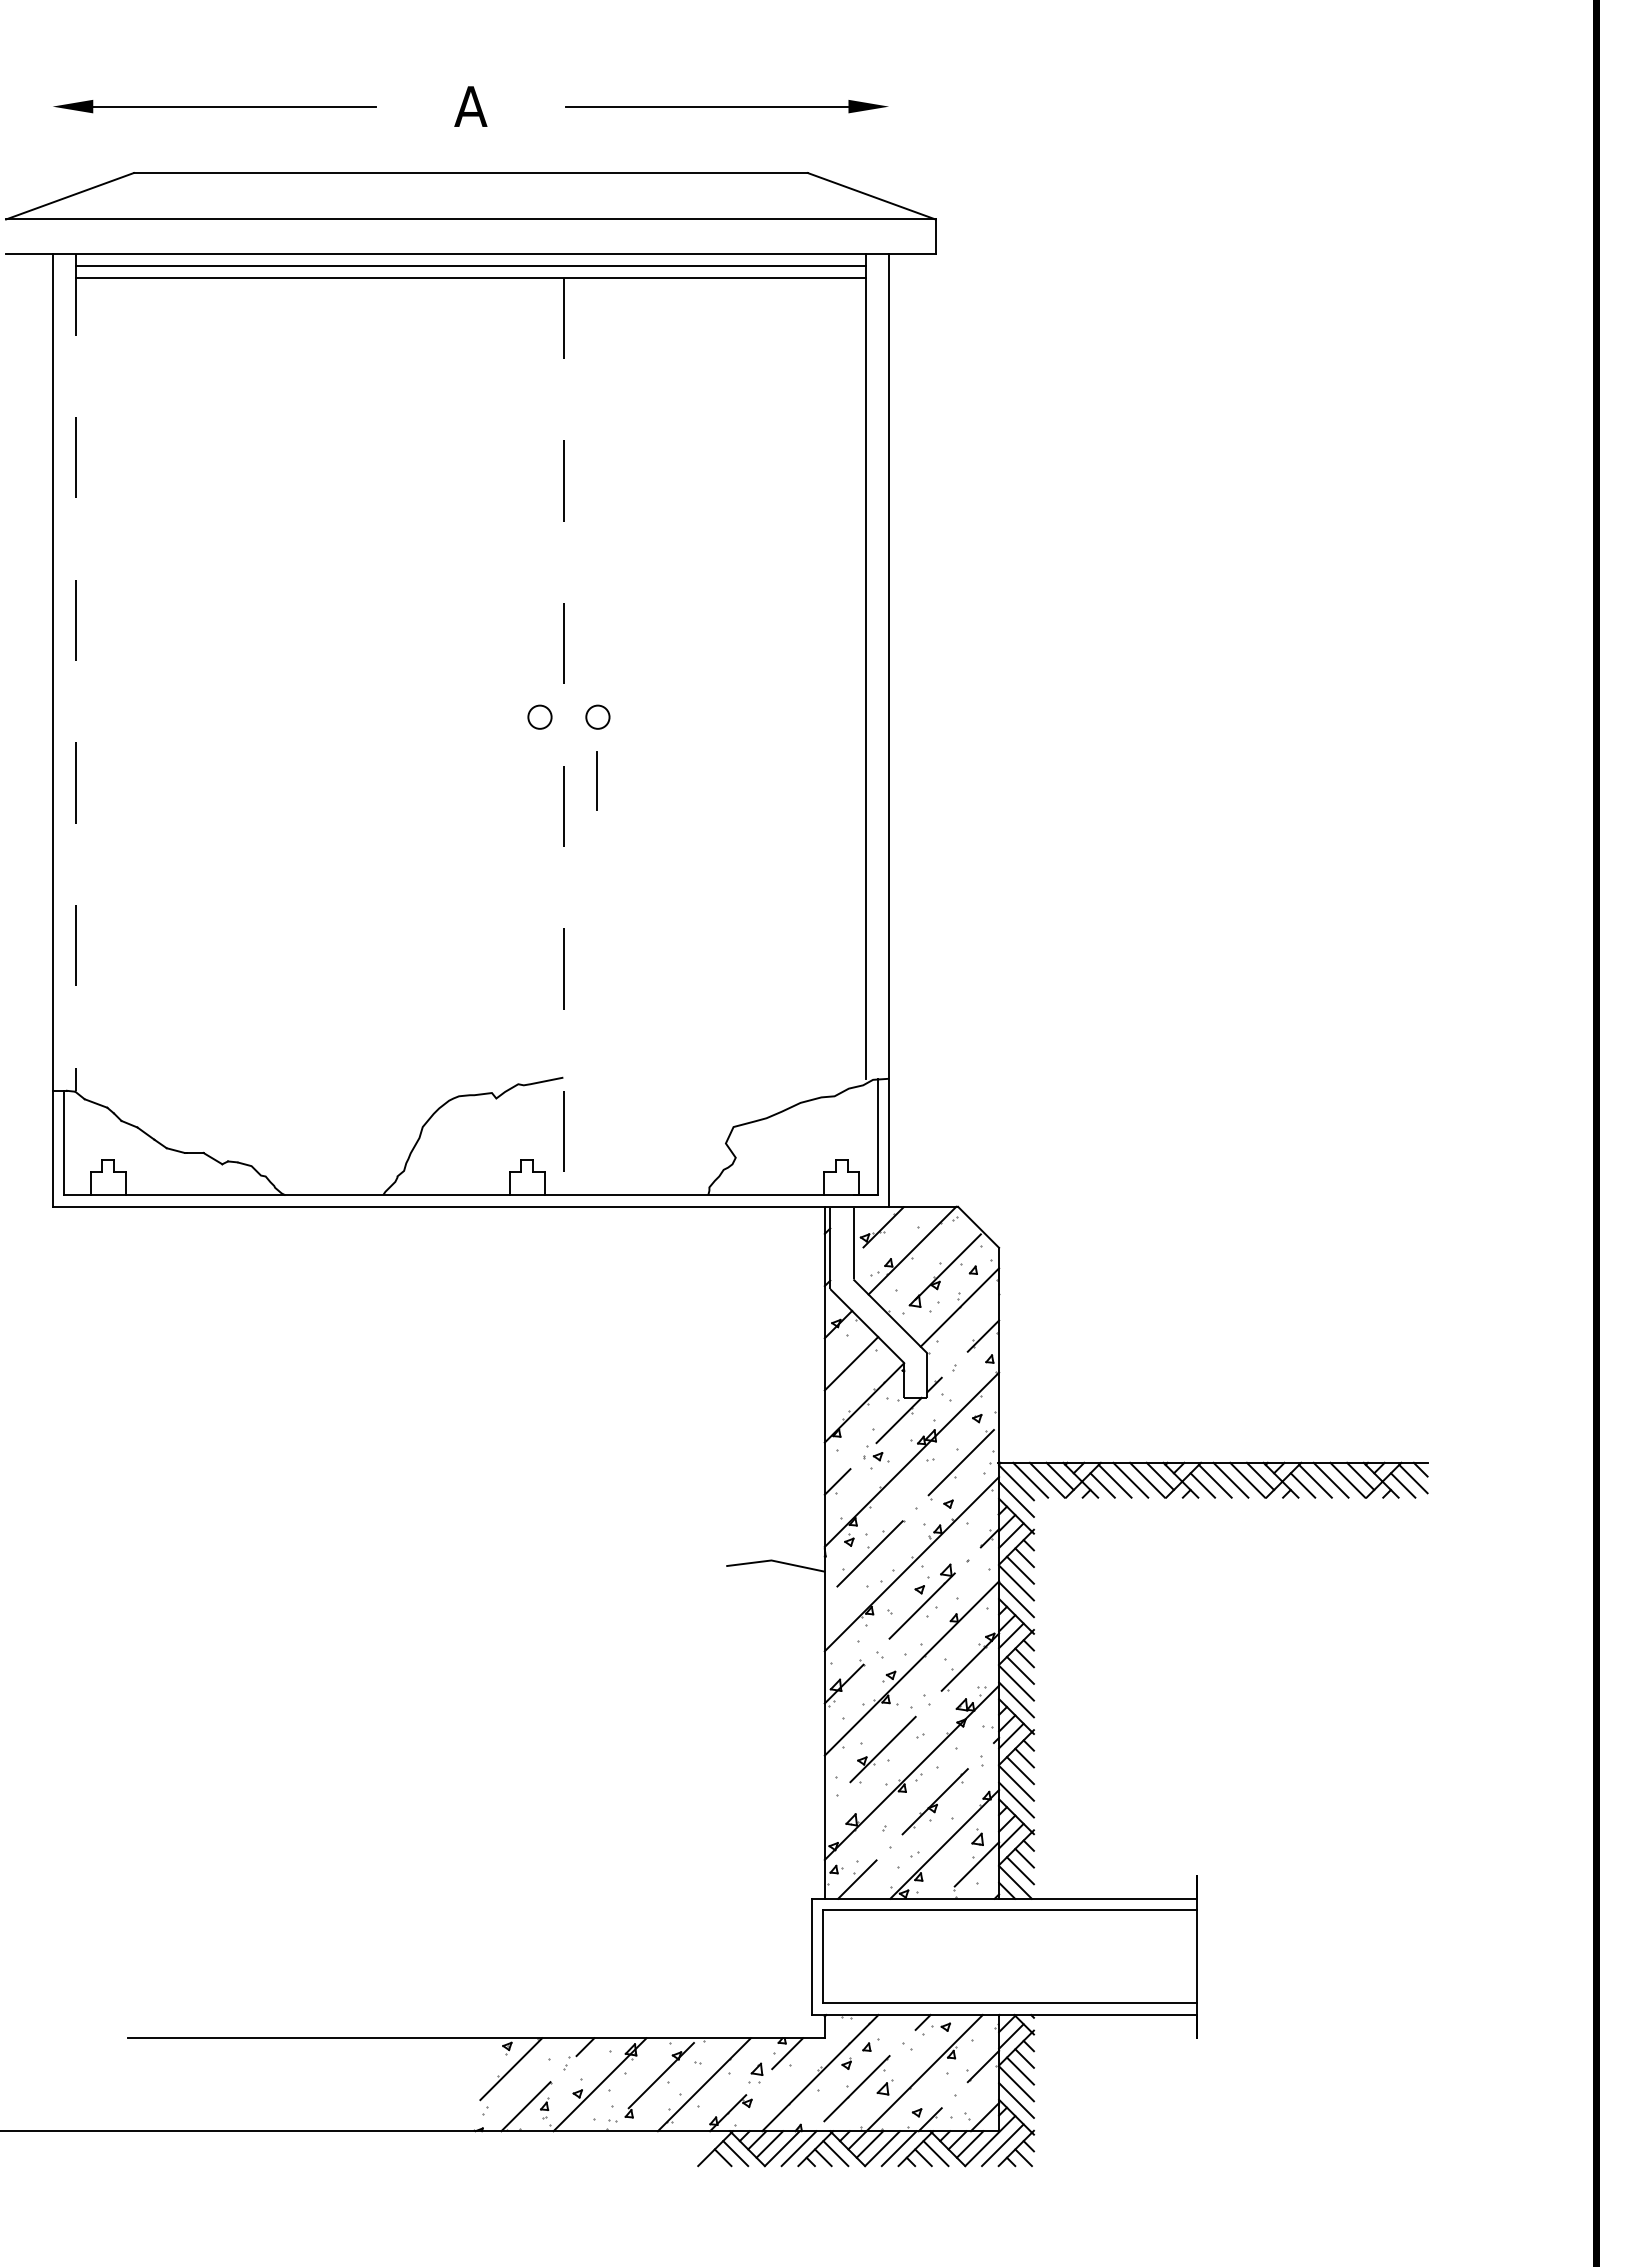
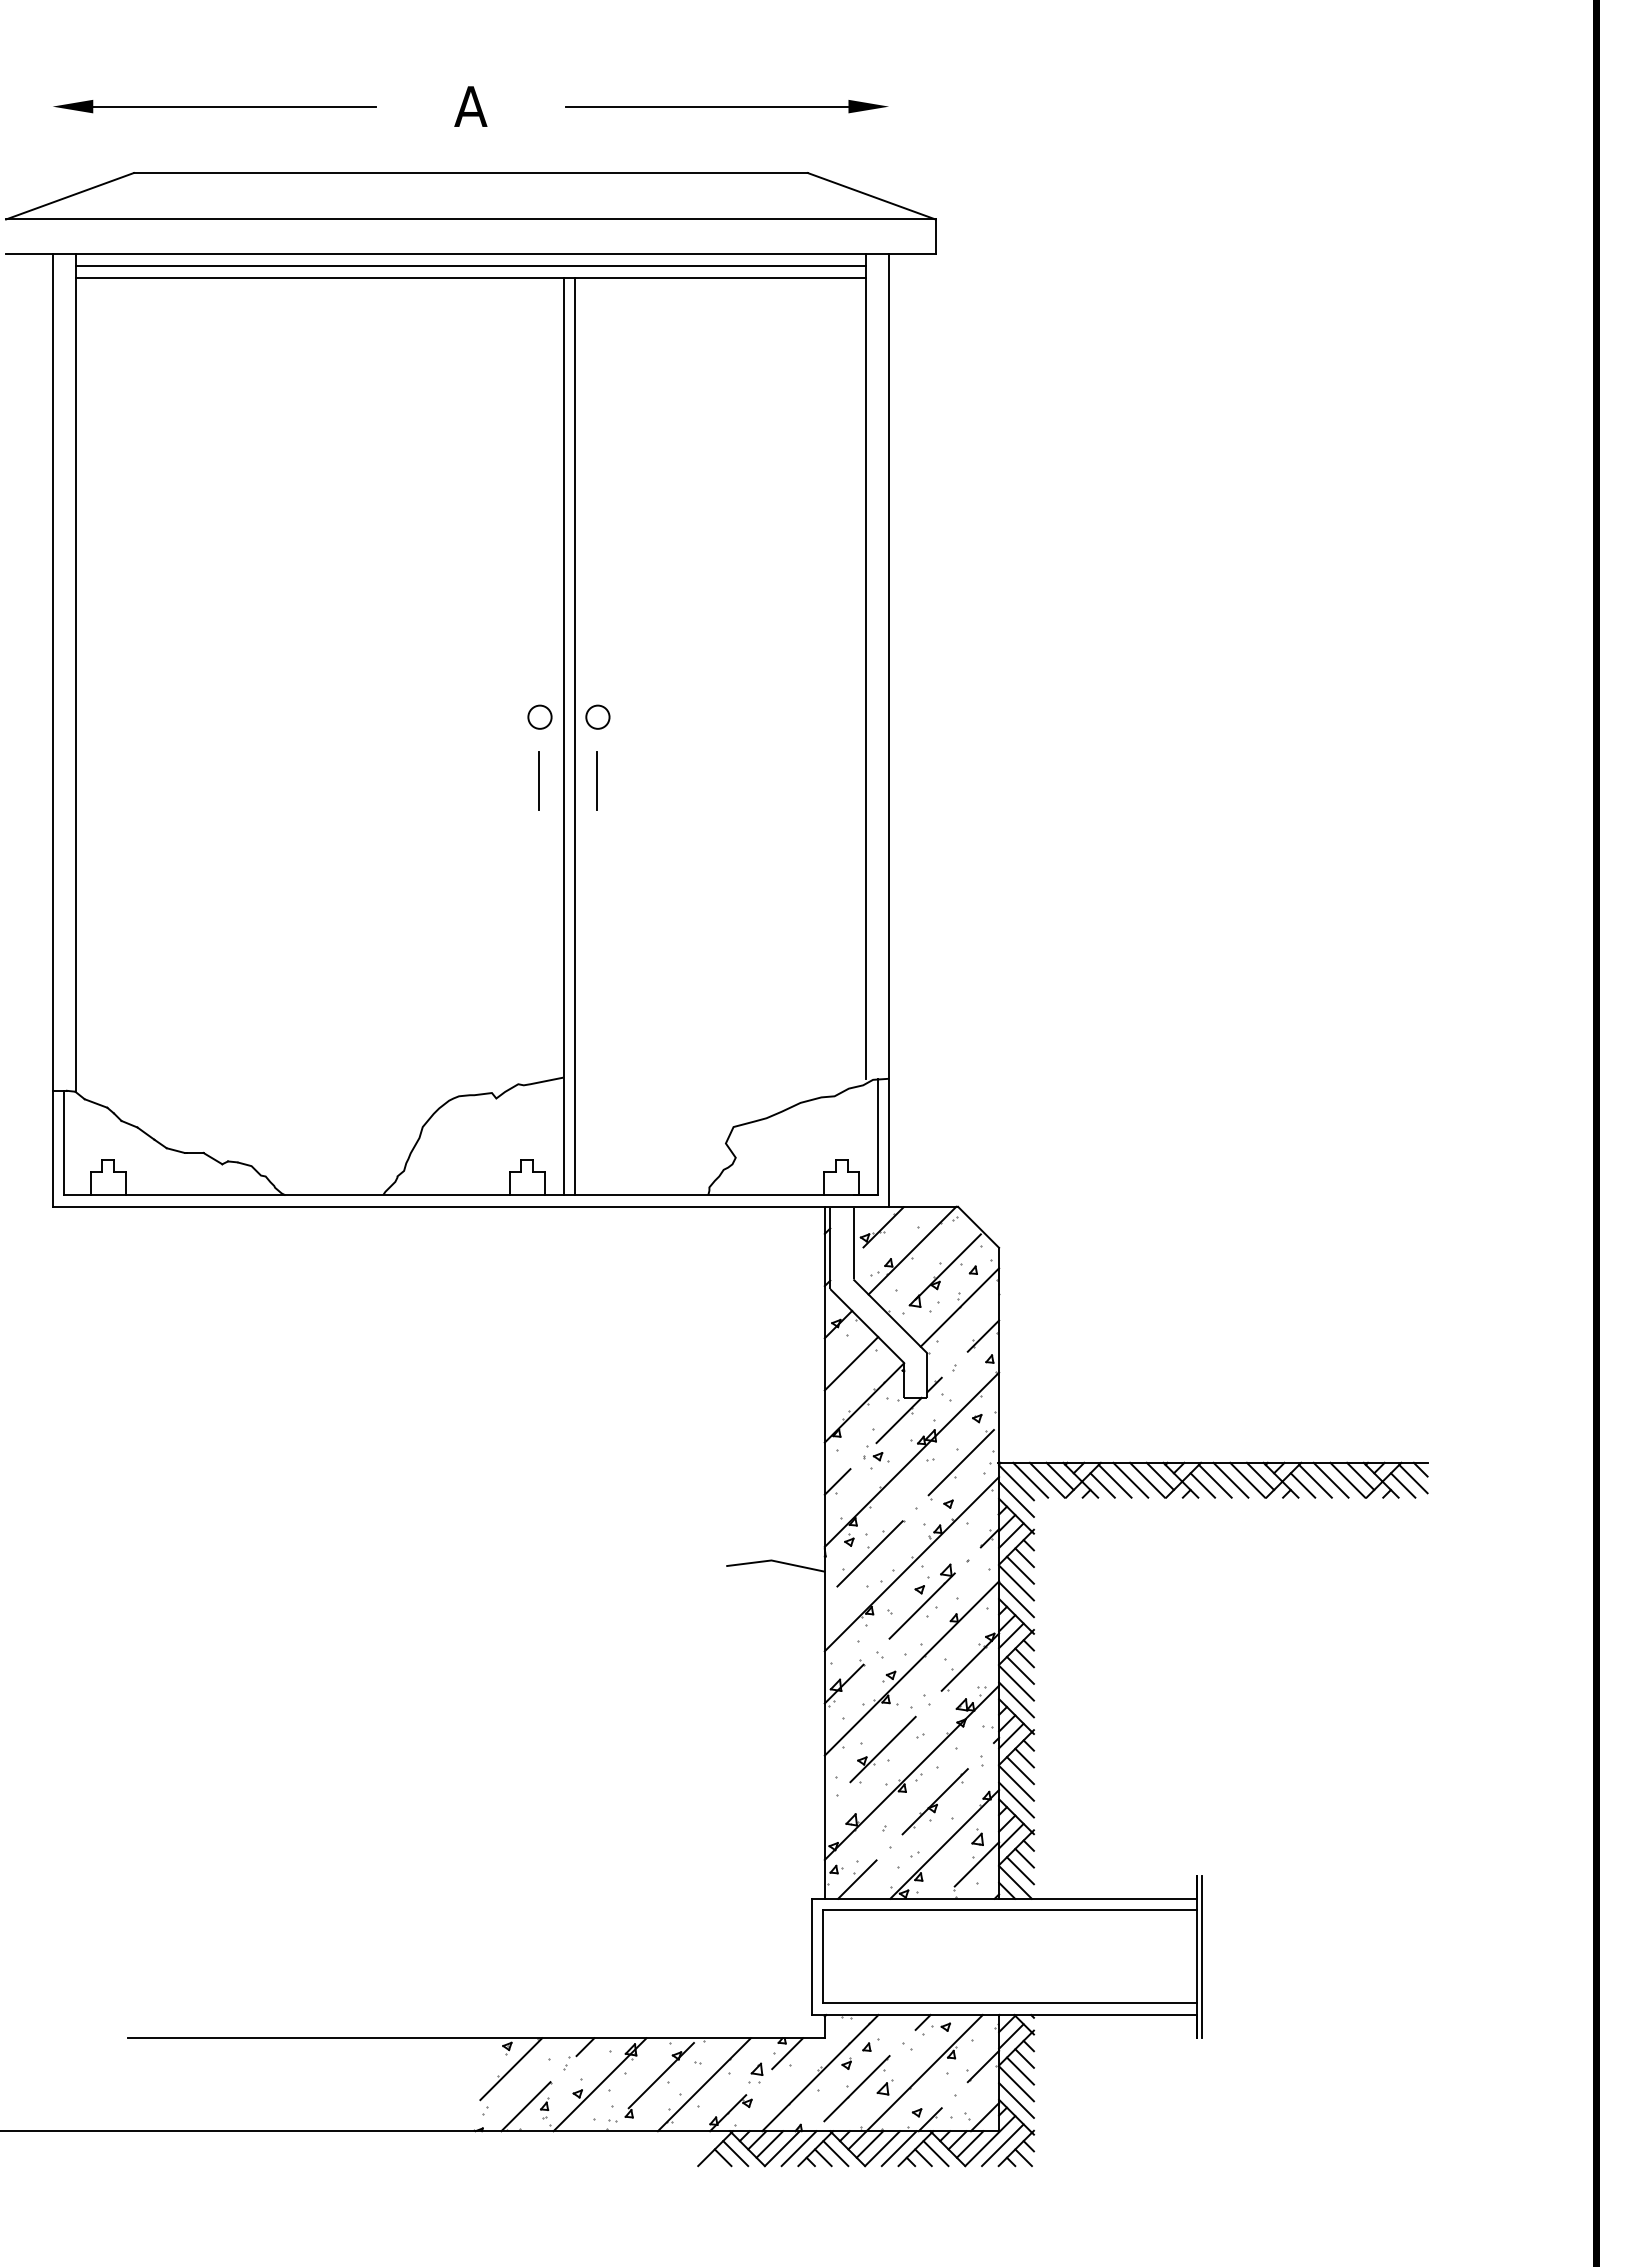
line: dashed -> solid (75, 673)
line: dashed -> solid (563, 736)
line: none -> present (575, 736)
line: none -> present (538, 781)
line: none -> present (1202, 1956)
